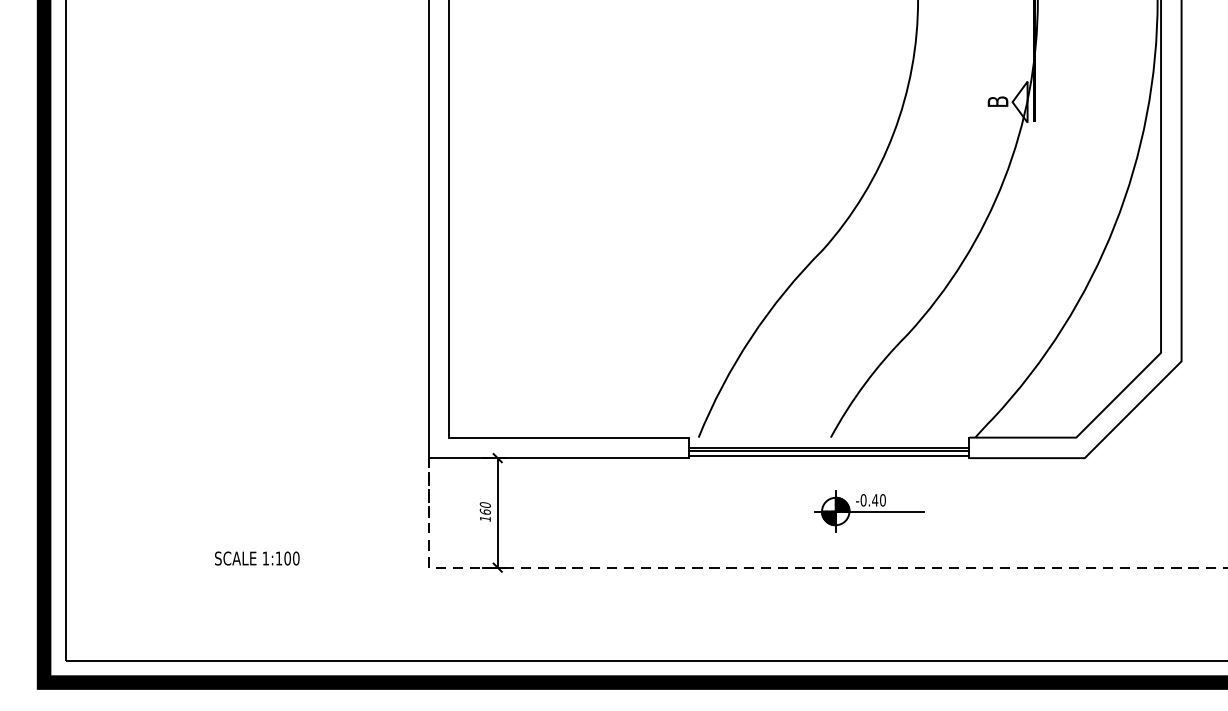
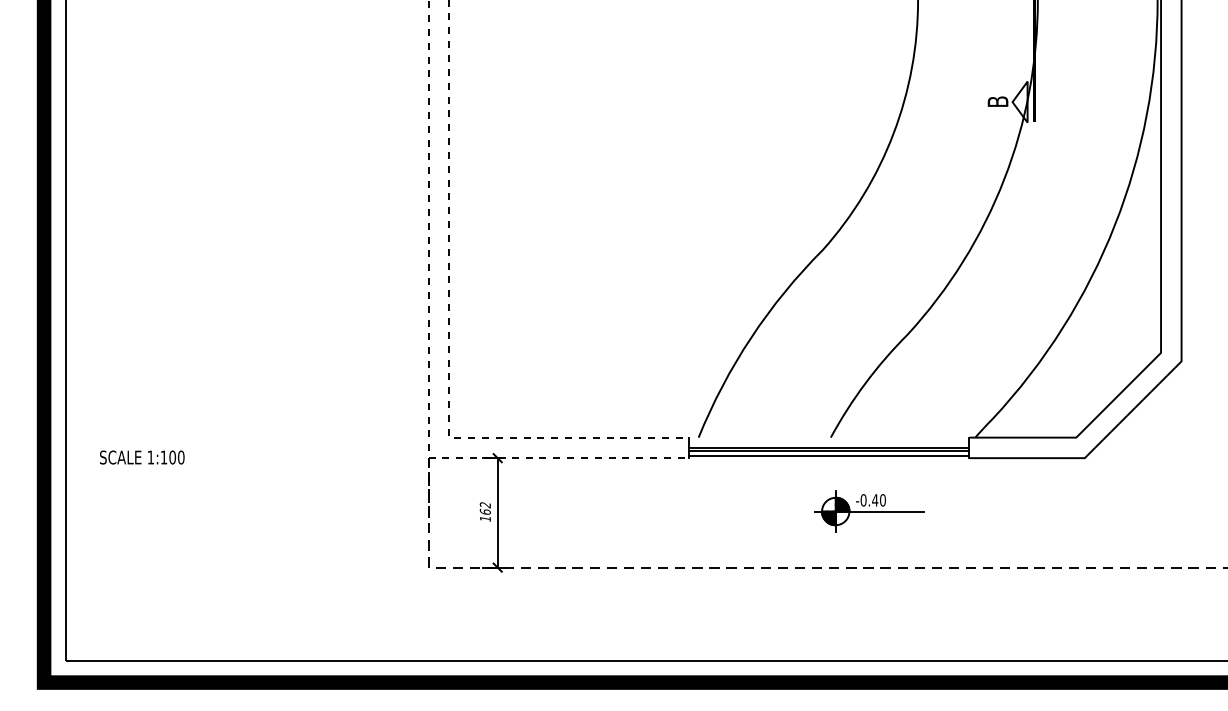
line: solid -> dashed (449, 339)
line: solid -> dashed (428, 360)
text: 160 -> 162 (485, 505)
text position: (257, 558) -> (142, 457) (142, 457)
